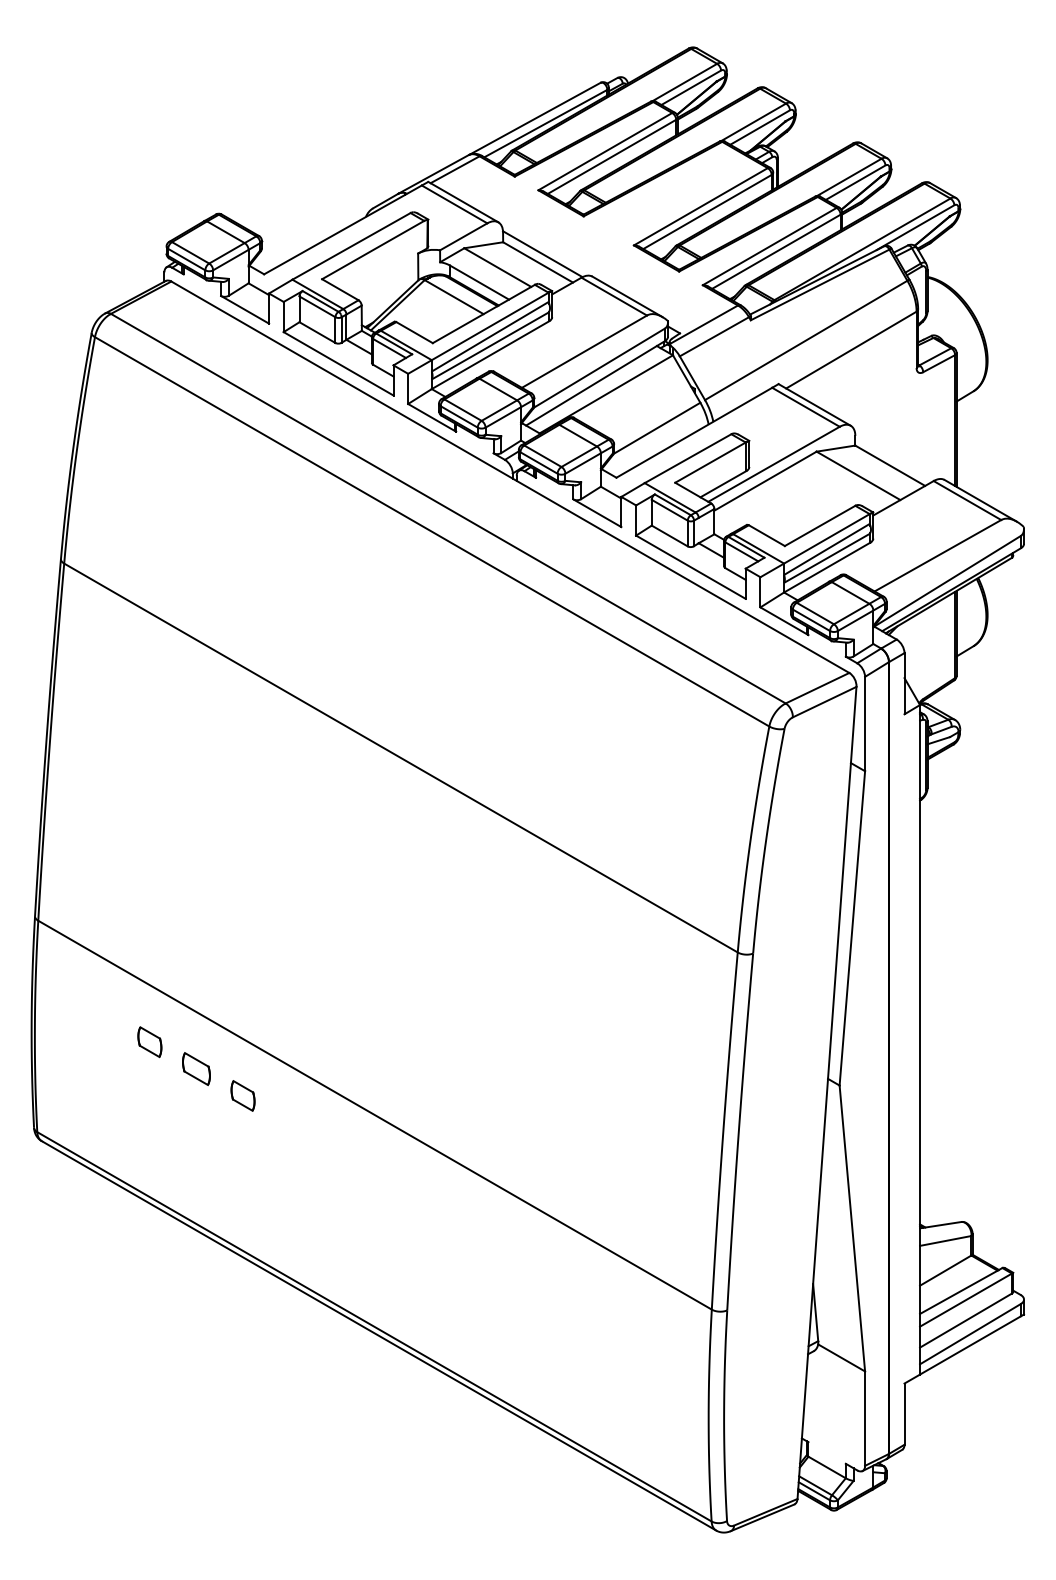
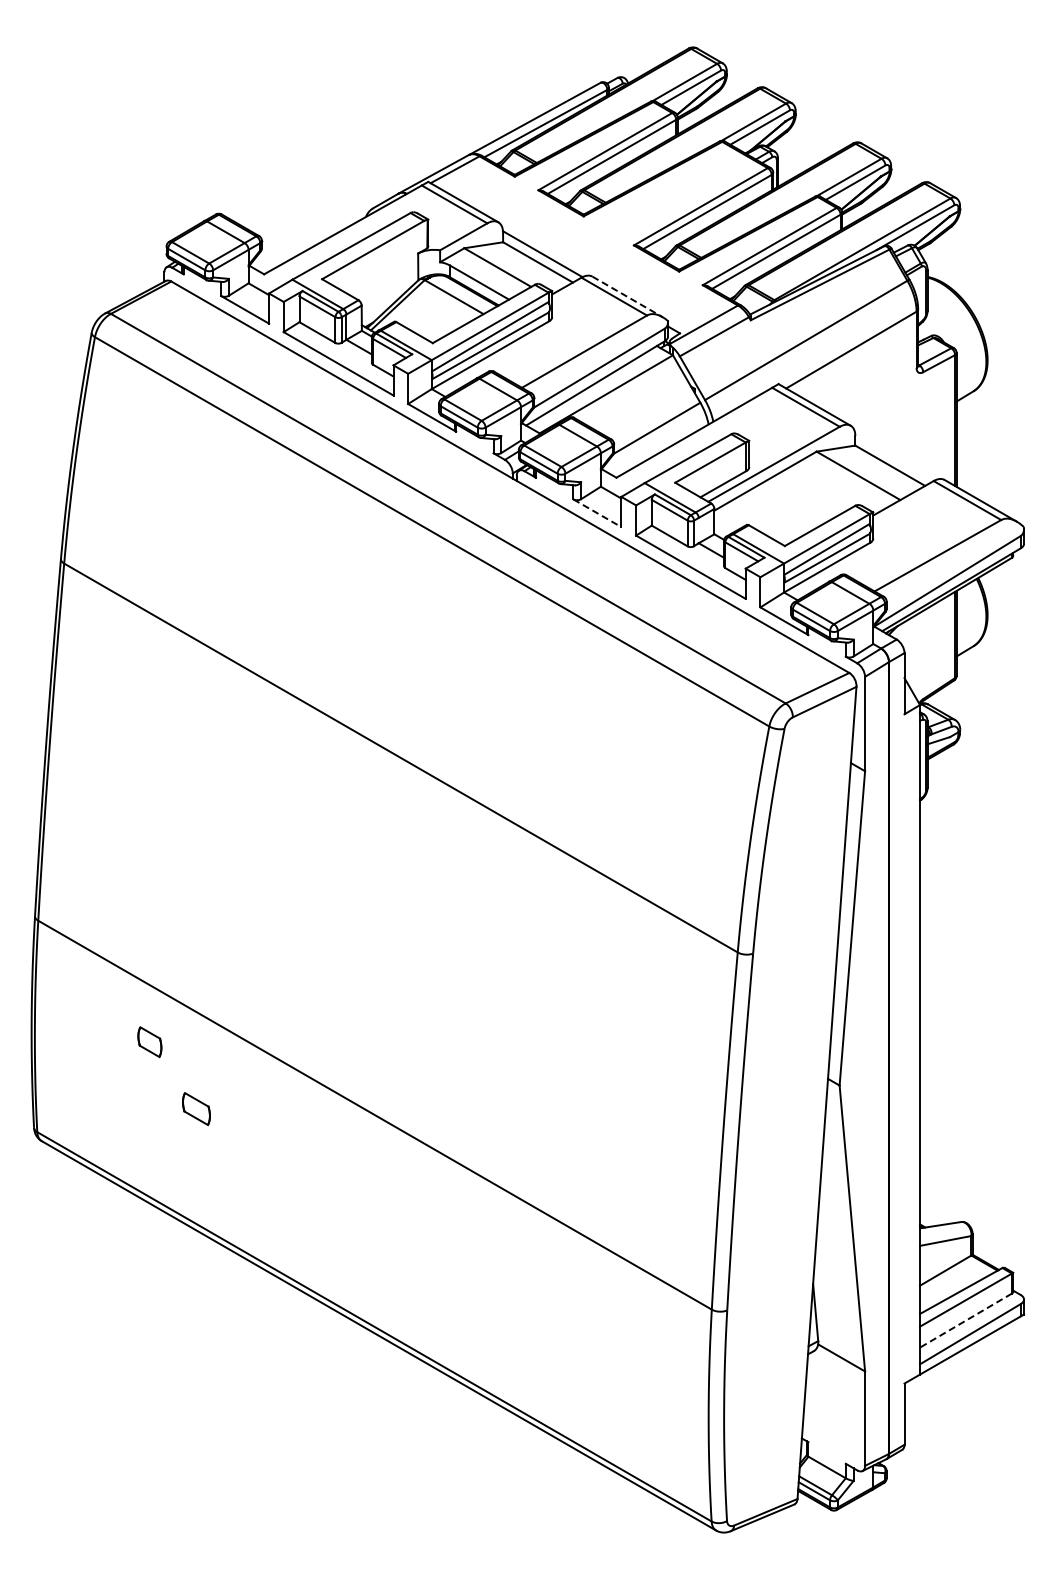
line: solid -> dashed (627, 297)
line: solid -> dashed (597, 513)
part position: (196, 1069) -> (196, 1109) (196, 1109)
part: present -> none (242, 1095)
line: solid -> dashed (965, 1320)
